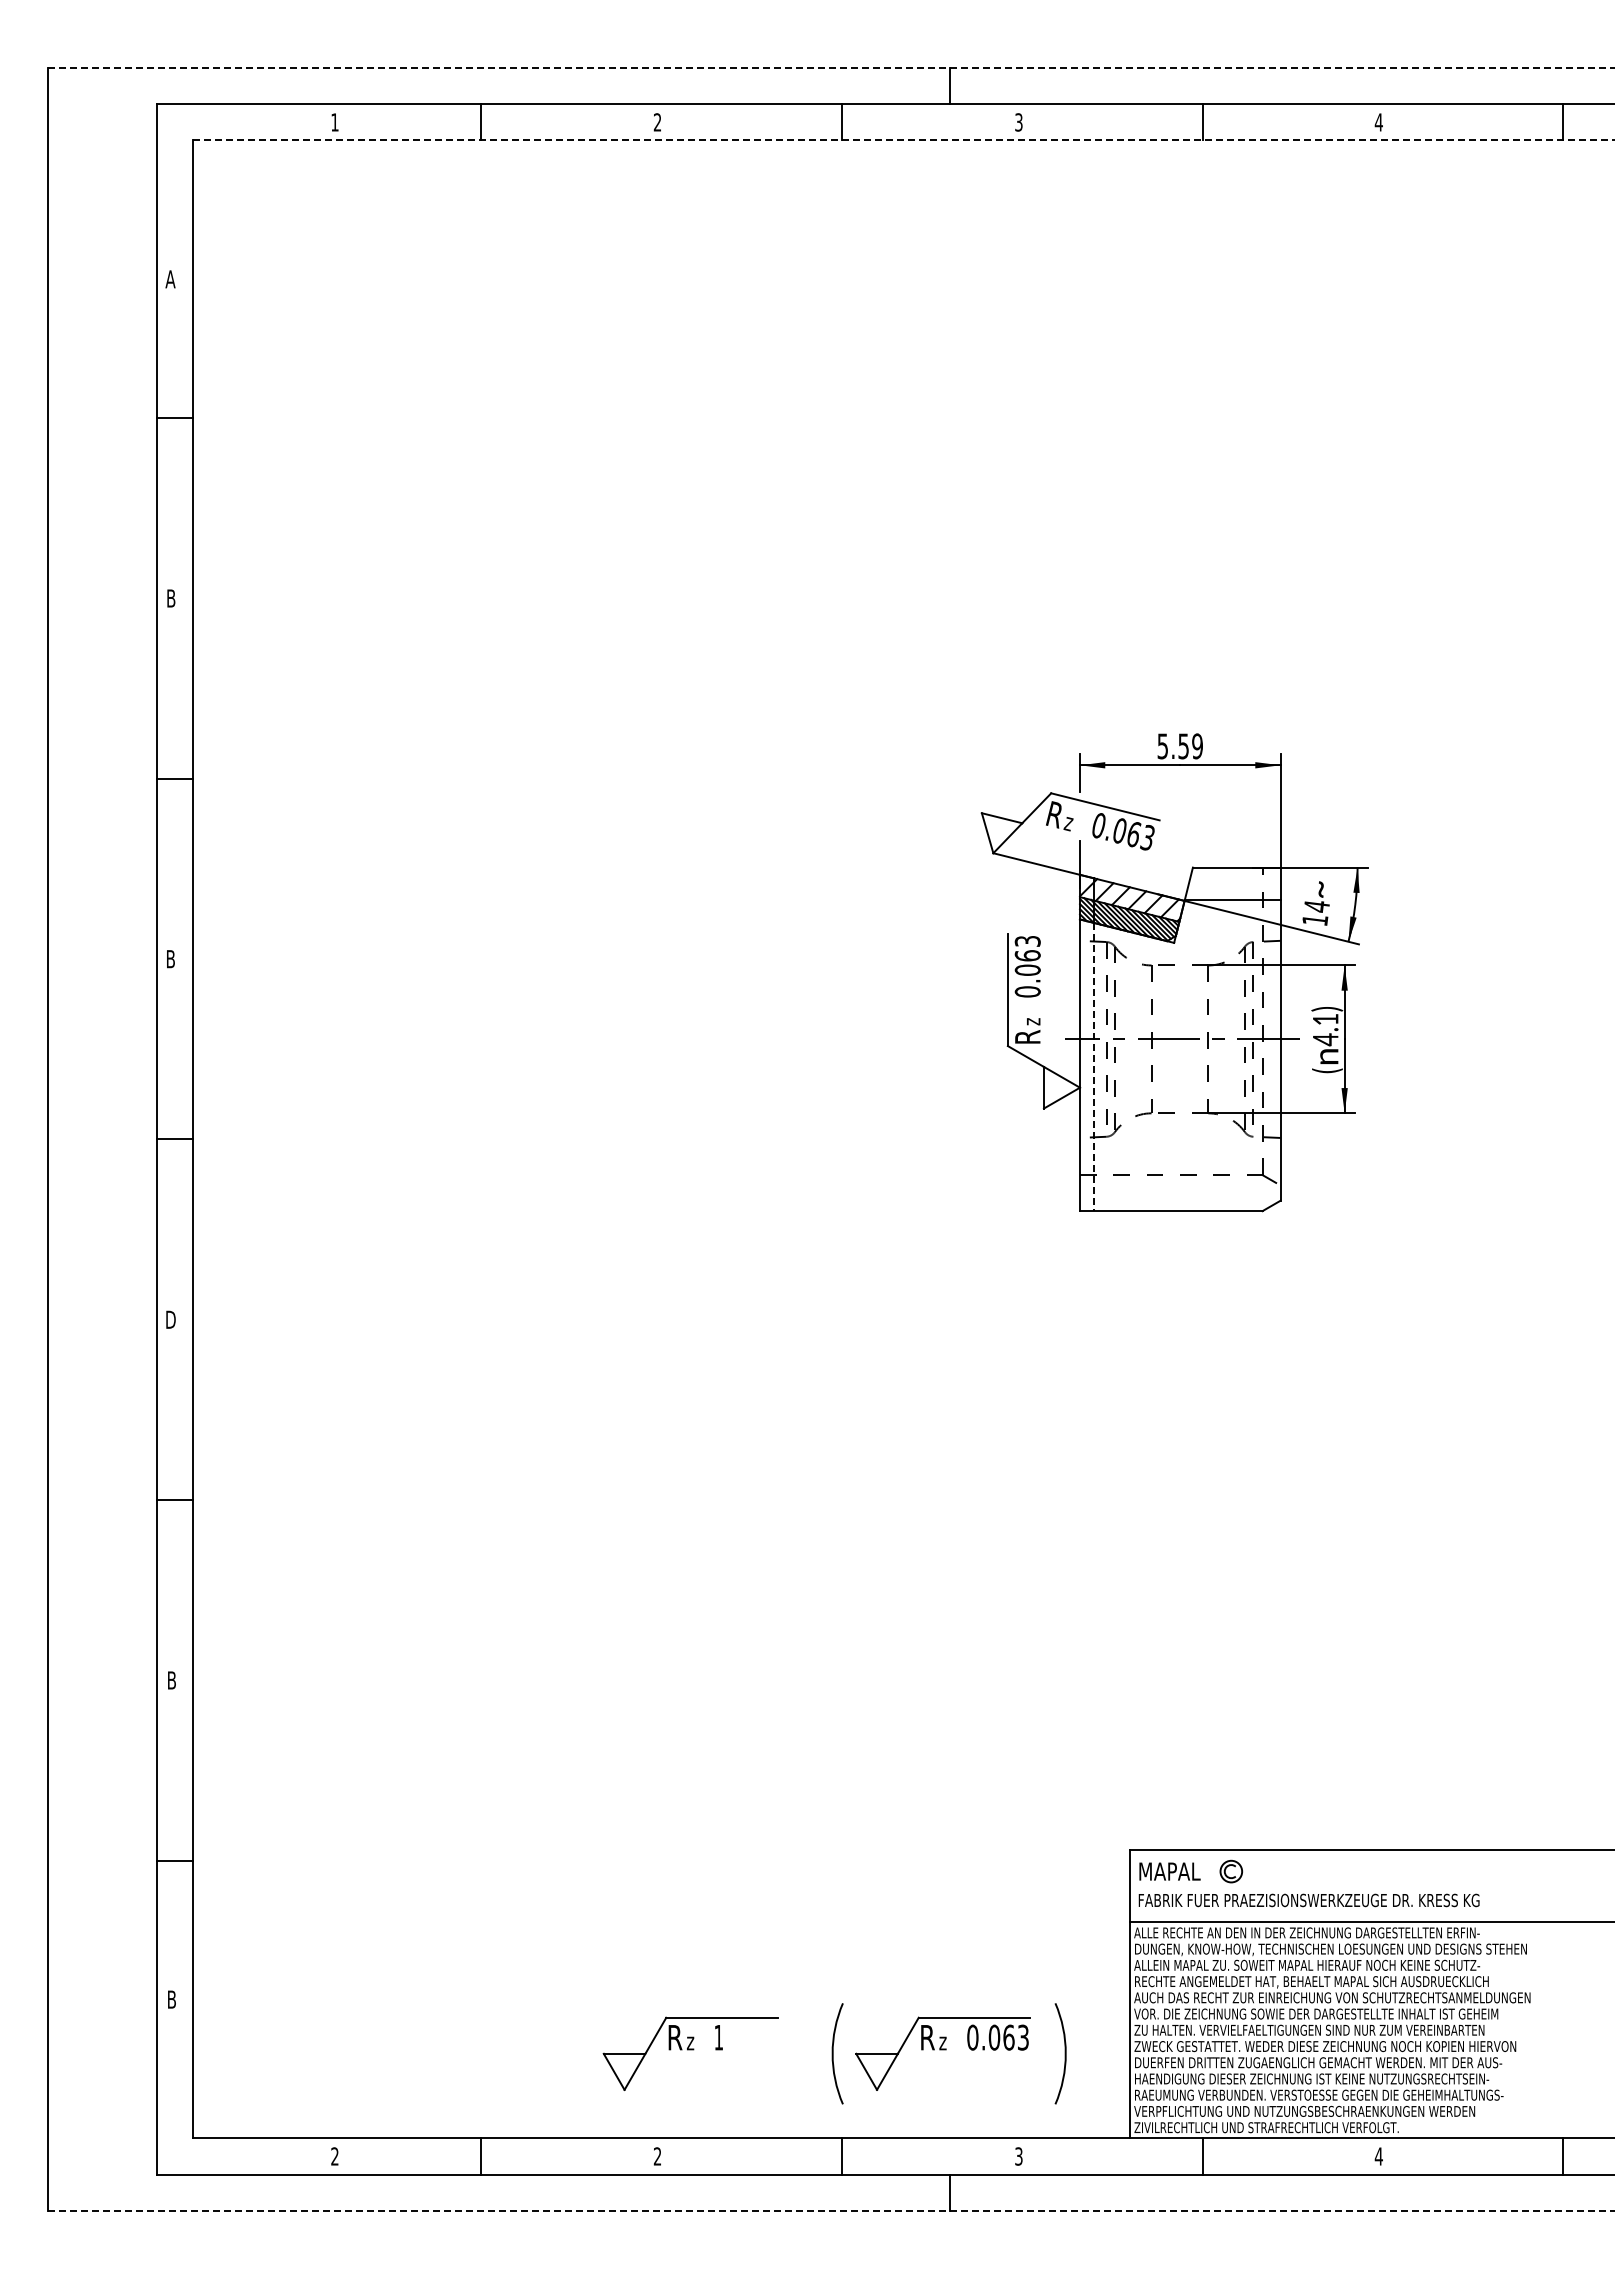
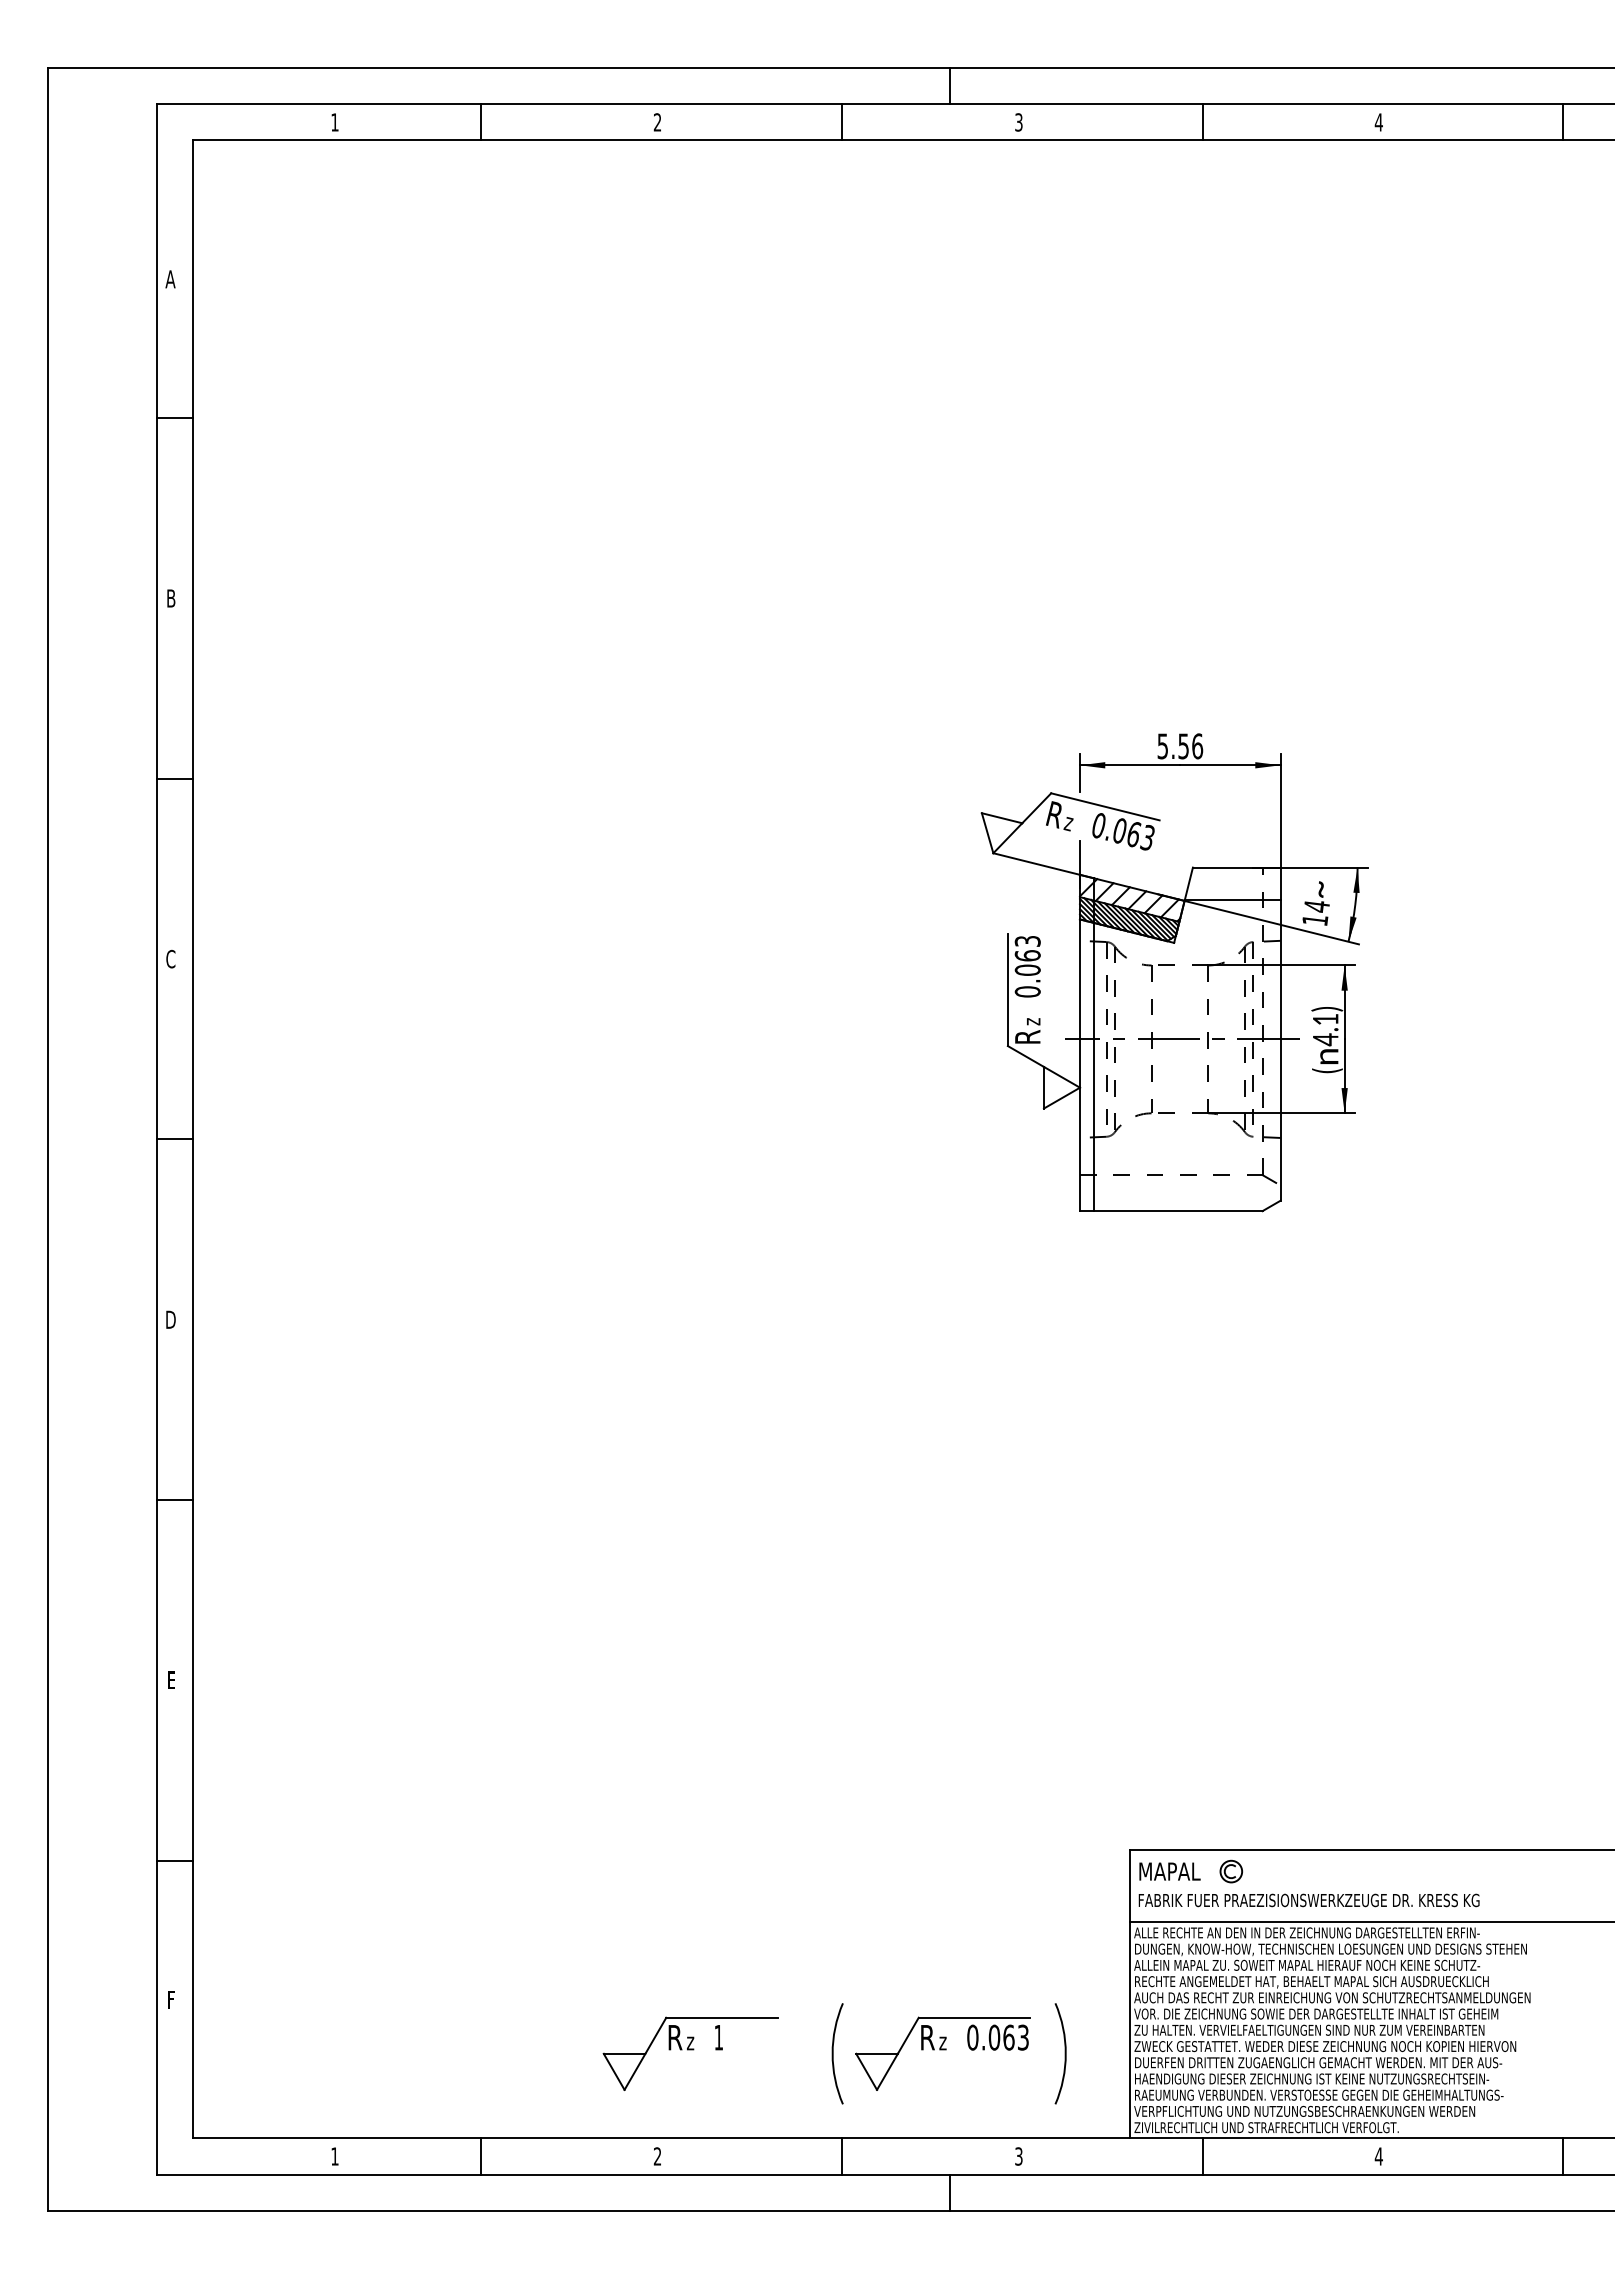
line: dashed -> solid (831, 68)
line: dashed -> solid (903, 140)
text: 5.59 -> 5.56 (1197, 746)
text: B -> C (170, 958)
line: dashed -> solid (1094, 1067)
text: B -> E (171, 1680)
text: B -> F (171, 1999)
text: 2 -> 1 (334, 2156)
line: dashed -> solid (831, 2210)
